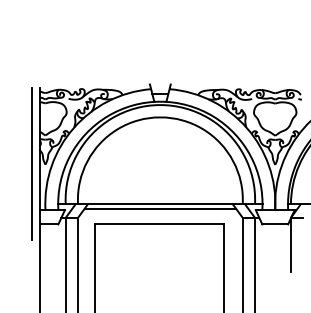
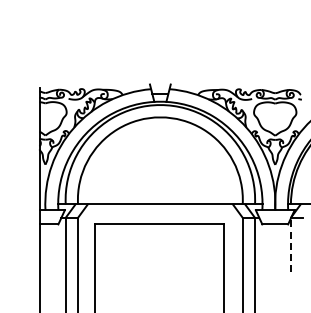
line: present -> none (31, 163)
line: present -> none (160, 208)
line: solid -> dashed (290, 245)
